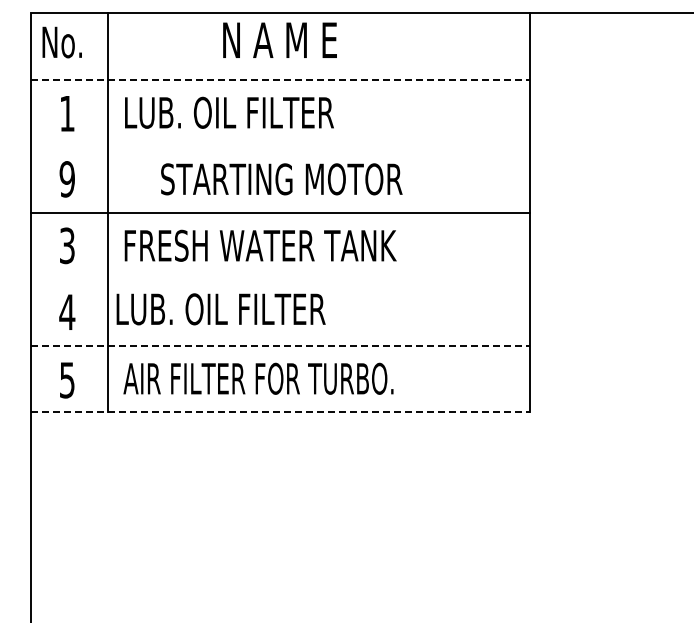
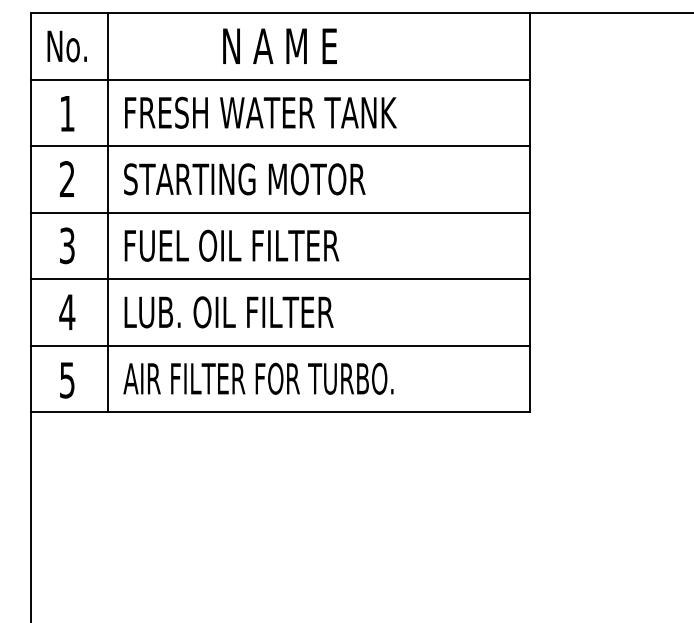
text position: (279, 39) -> (279, 45) (279, 45)
text position: (61, 42) -> (66, 46) (66, 46)
line: dashed -> solid (280, 79)
text: LUB. OIL FILTER -> FRESH WATER TANK (261, 112)
line: none -> present (279, 146)
text: 9 -> 2 (66, 179)
text position: (281, 179) -> (244, 179) (244, 179)
text: FRESH WATER TANK -> FUEL OIL FILTER (268, 245)
line: none -> present (279, 279)
text position: (220, 309) -> (228, 312) (228, 312)
line: dashed -> solid (280, 345)
line: dashed -> solid (280, 412)
